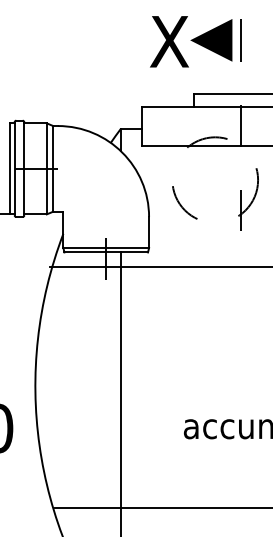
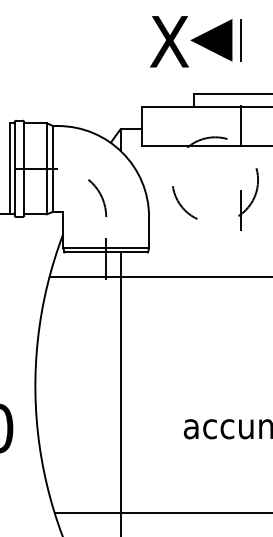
arc: none -> present (100, 196)
line position: (159, 266) -> (159, 276) (159, 276)
line position: (161, 508) -> (161, 513) (161, 513)
